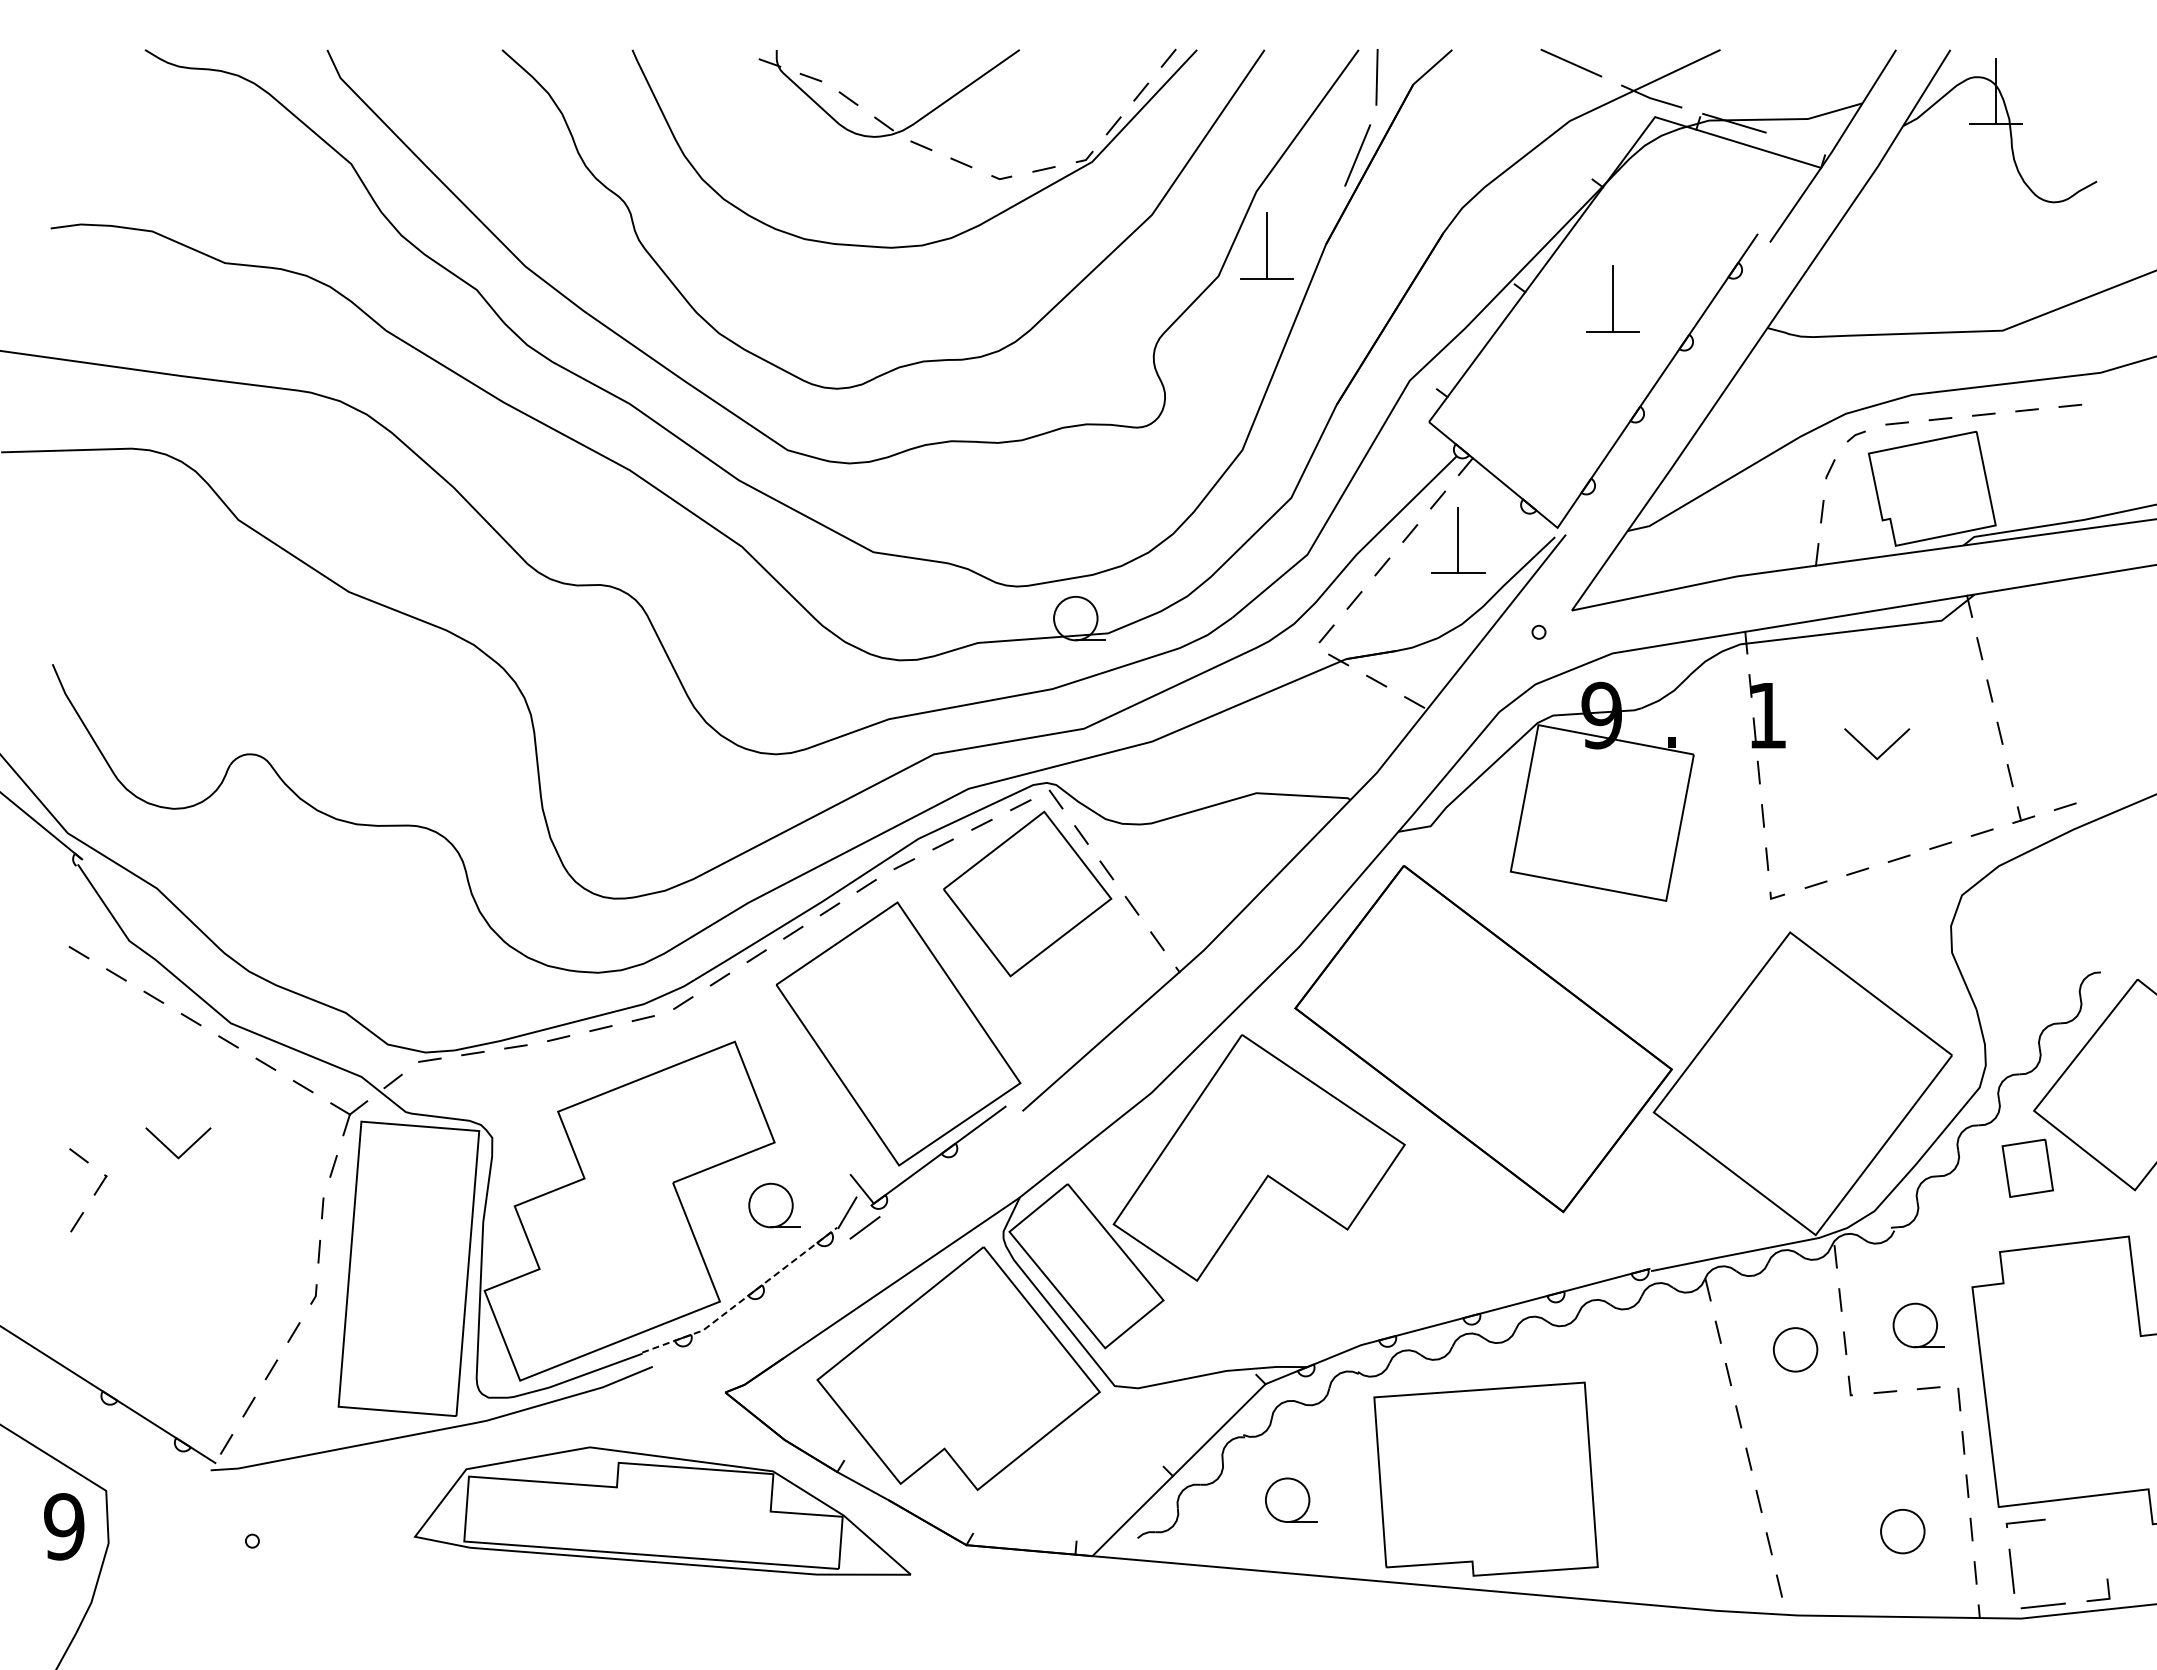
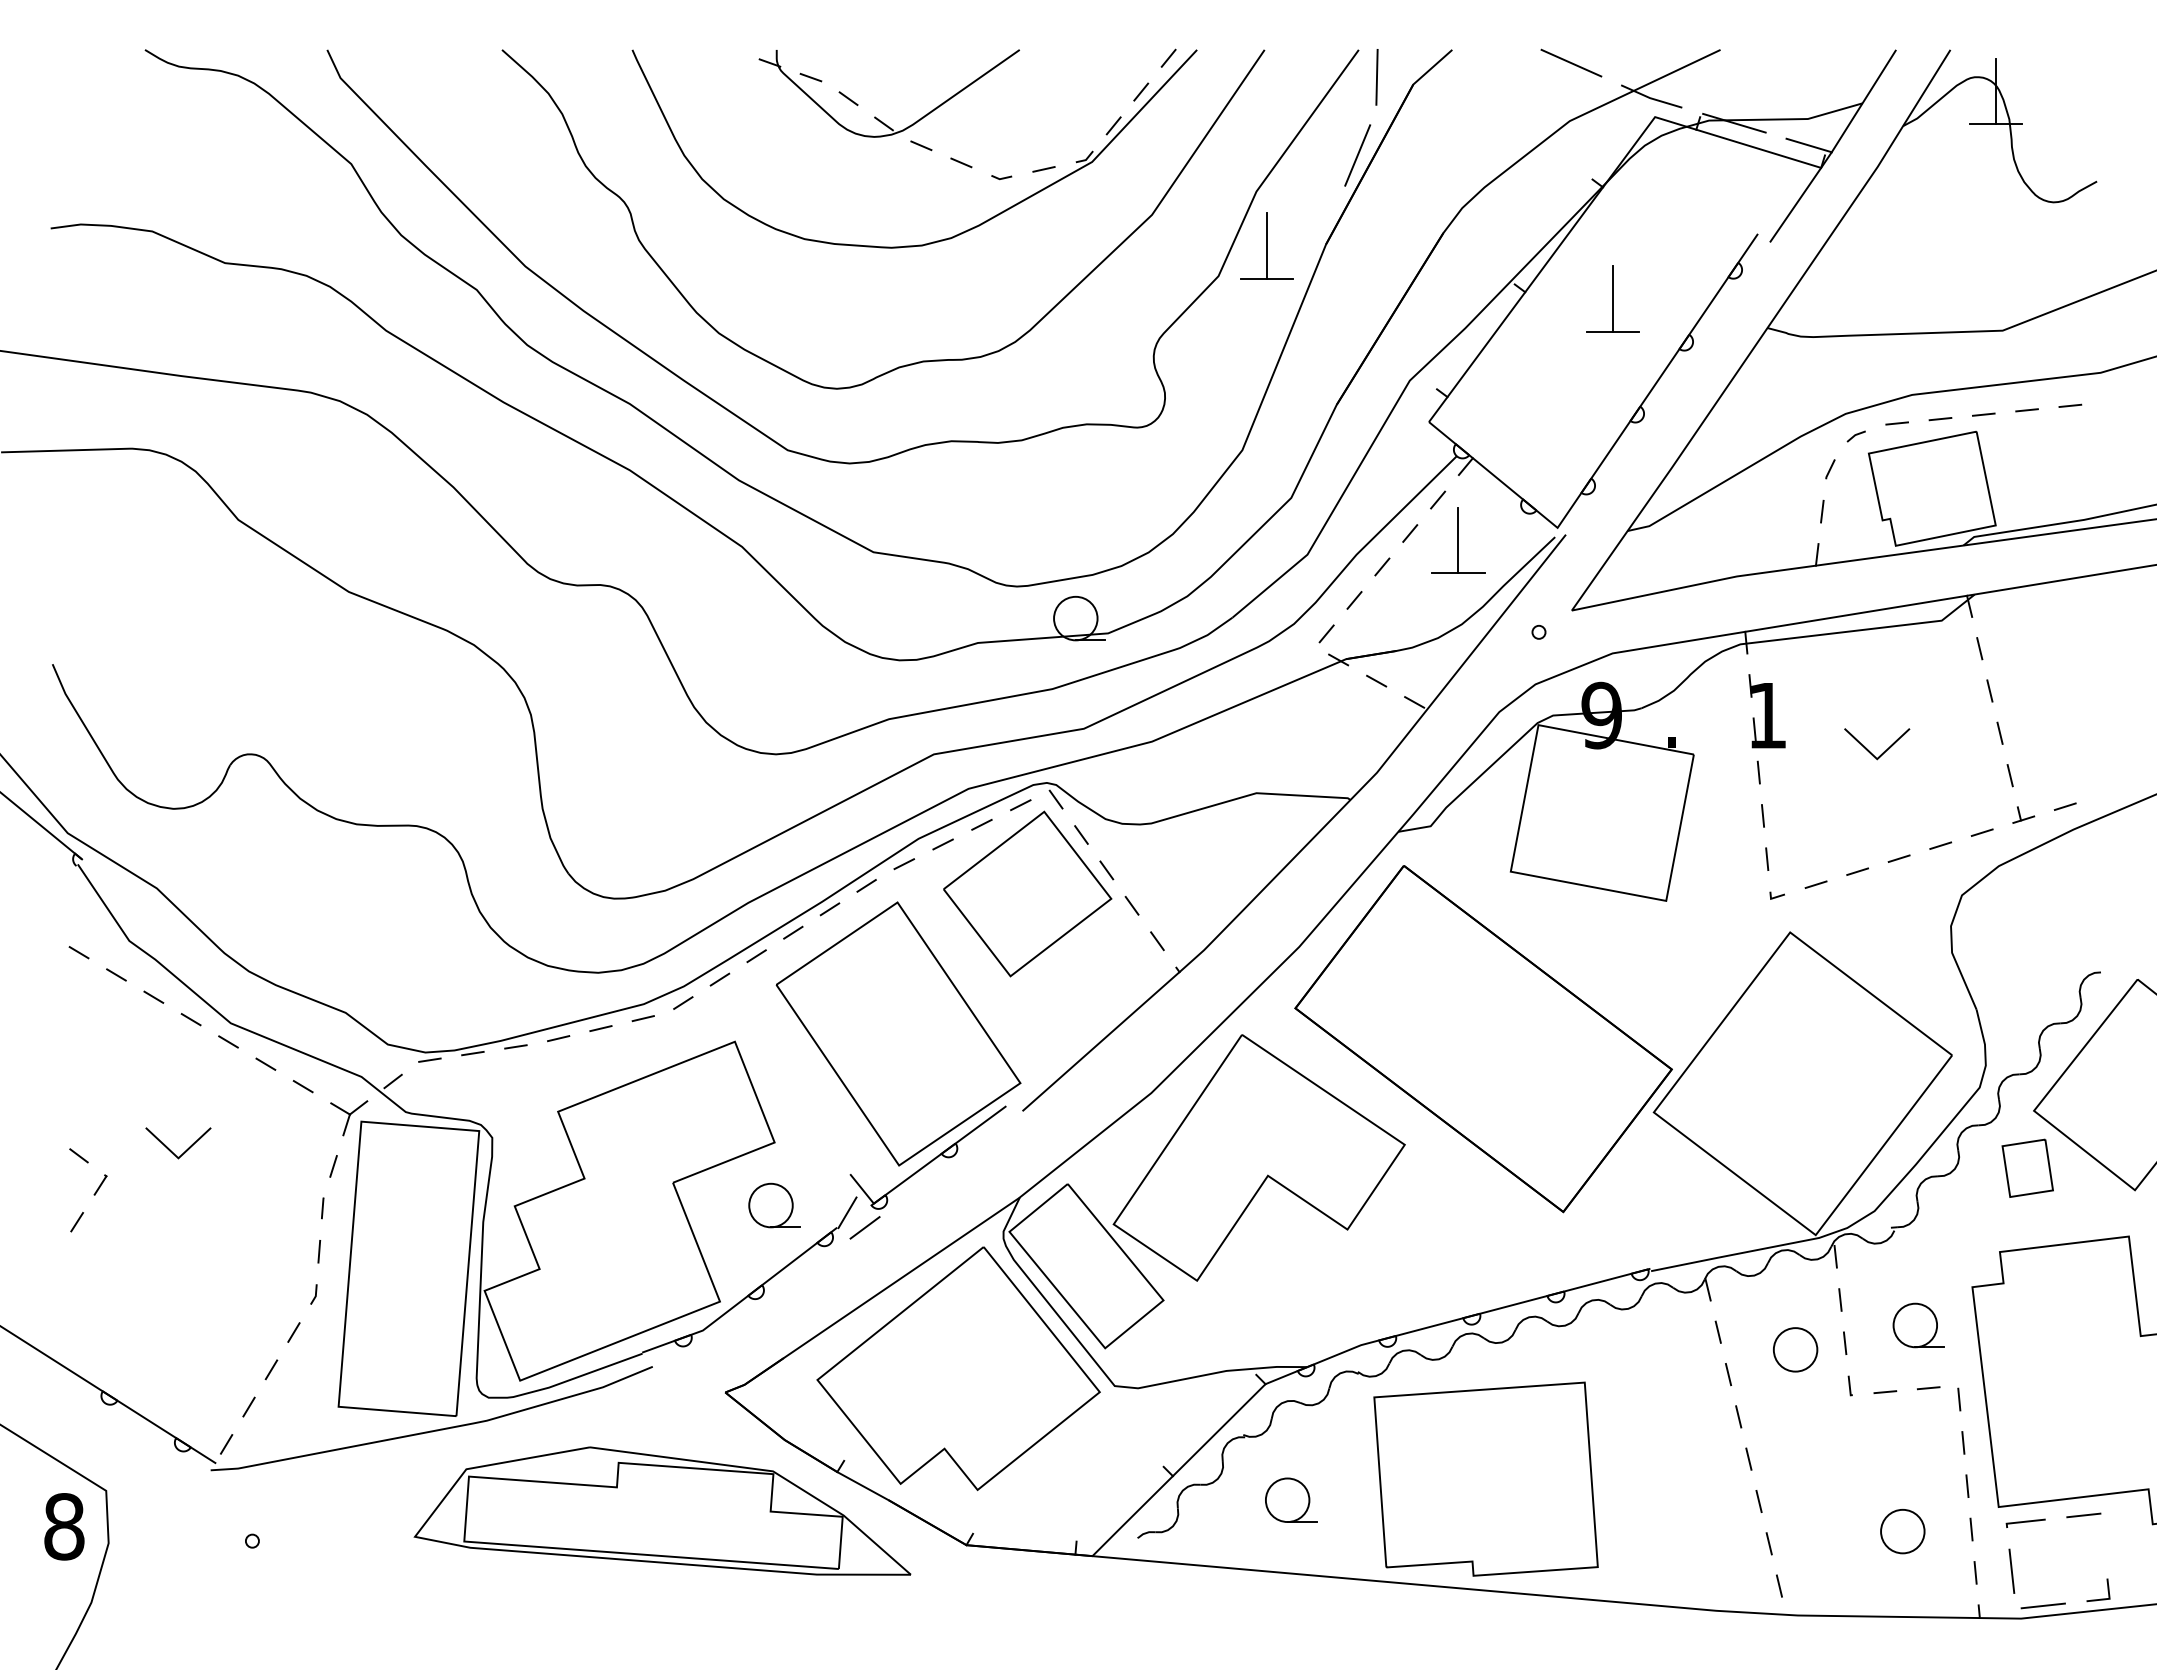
line: none -> present (1808, 145)
line: dashed -> solid (743, 1299)
line: none -> present (2083, 1515)
text: 9 -> 8 (64, 1526)
